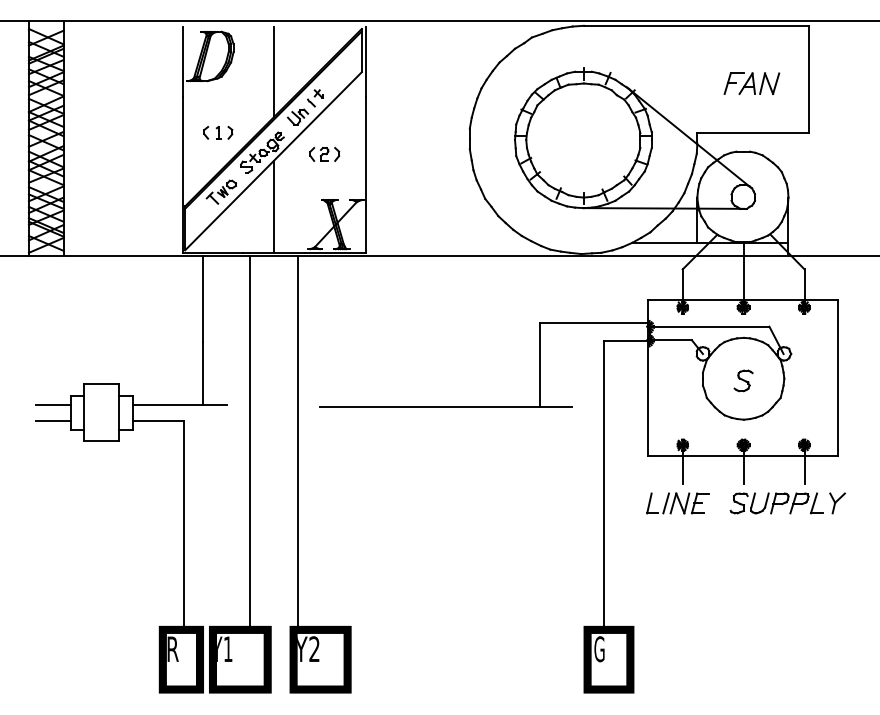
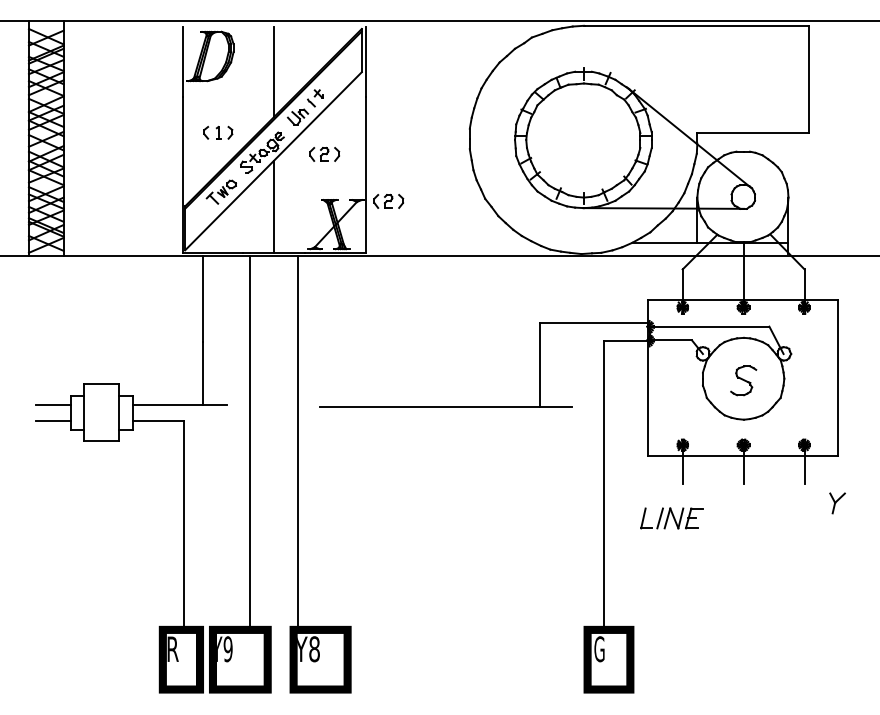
part: present -> none (751, 83)
part: none -> present (388, 200)
part size: 21x24 px -> 28x32 px (743, 380)
part position: (677, 503) -> (671, 518) (671, 518)
part: present -> none (776, 503)
text: Y1 -> Y9 (227, 649)
text: Y2 -> Y8 (314, 649)
